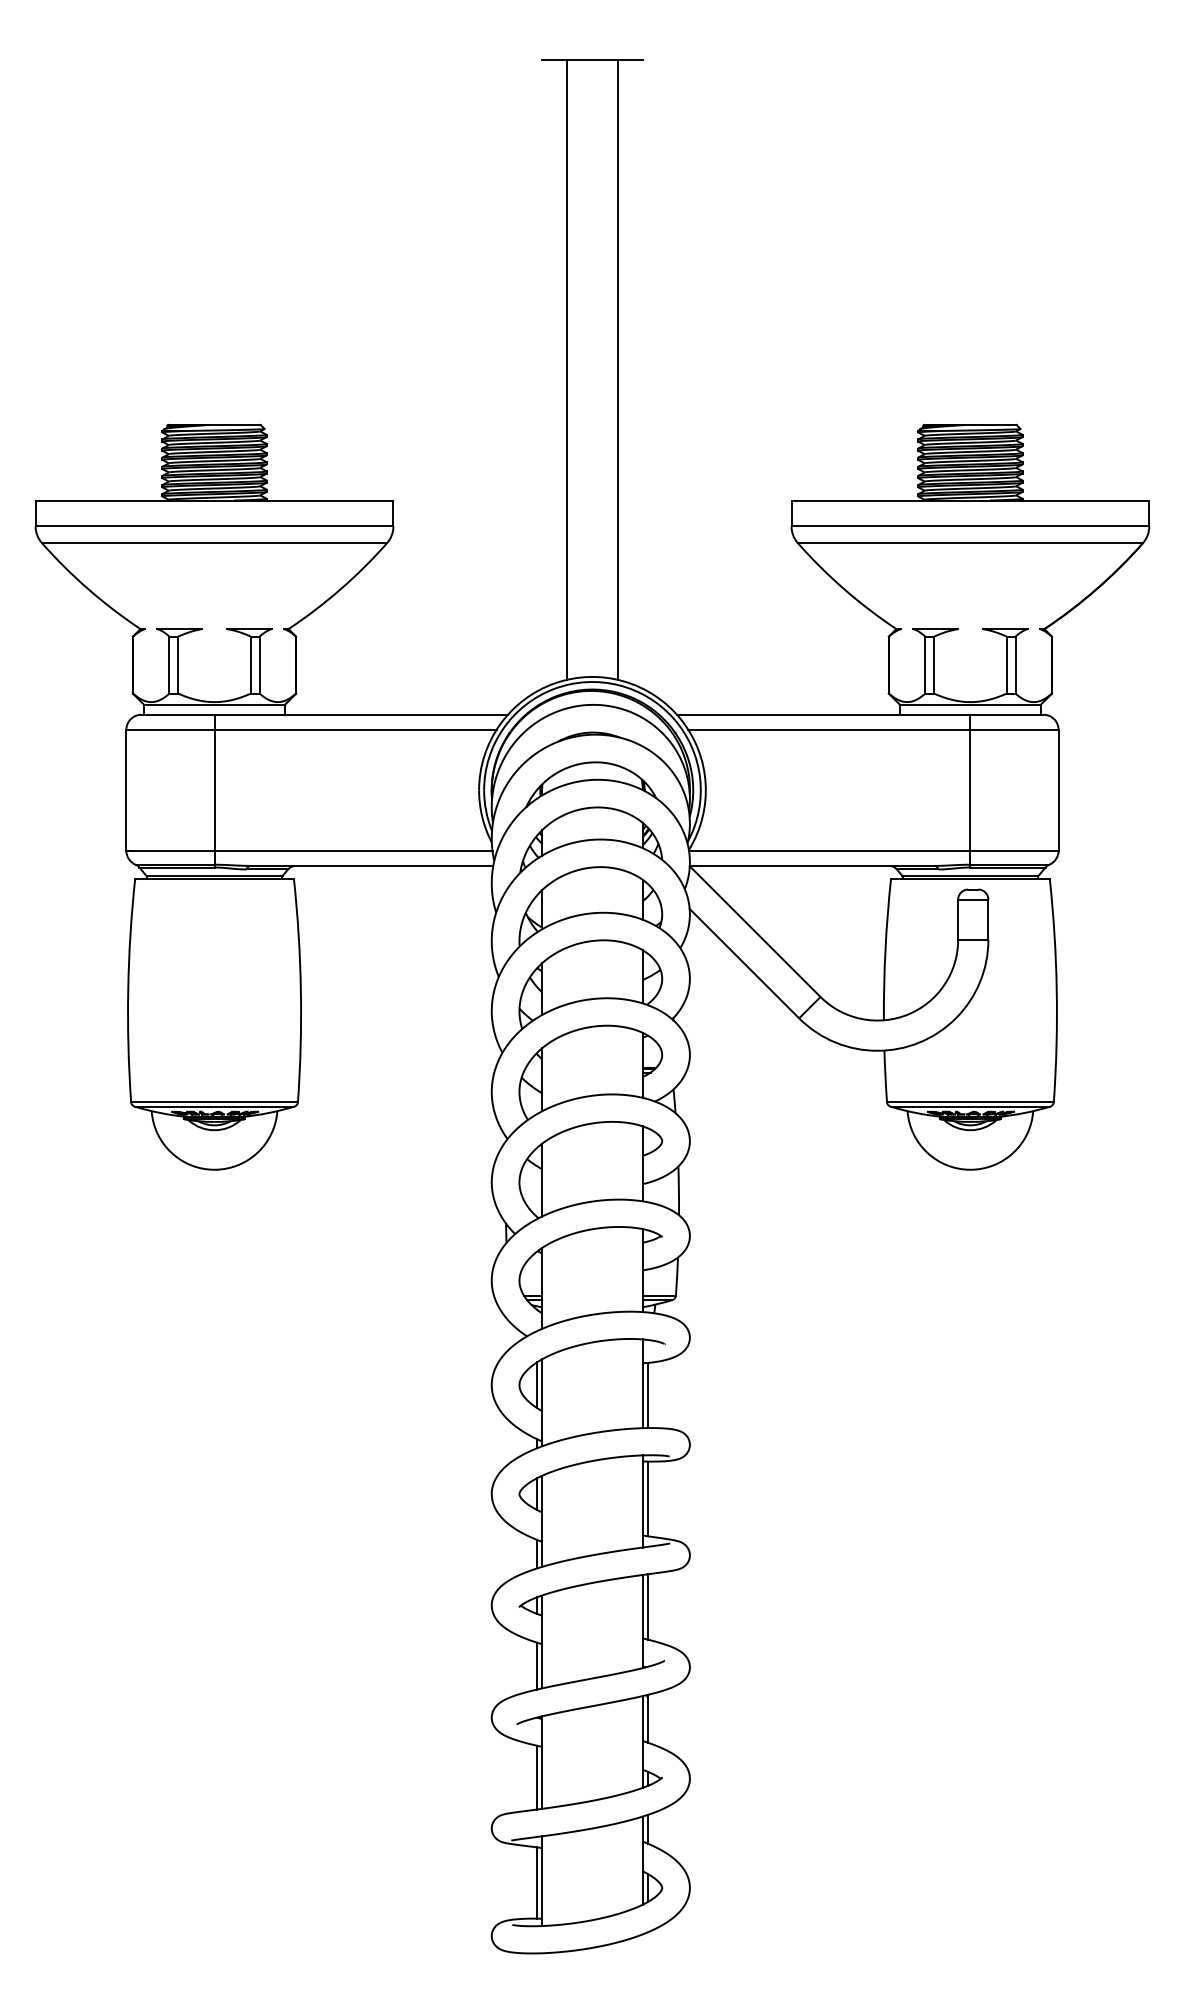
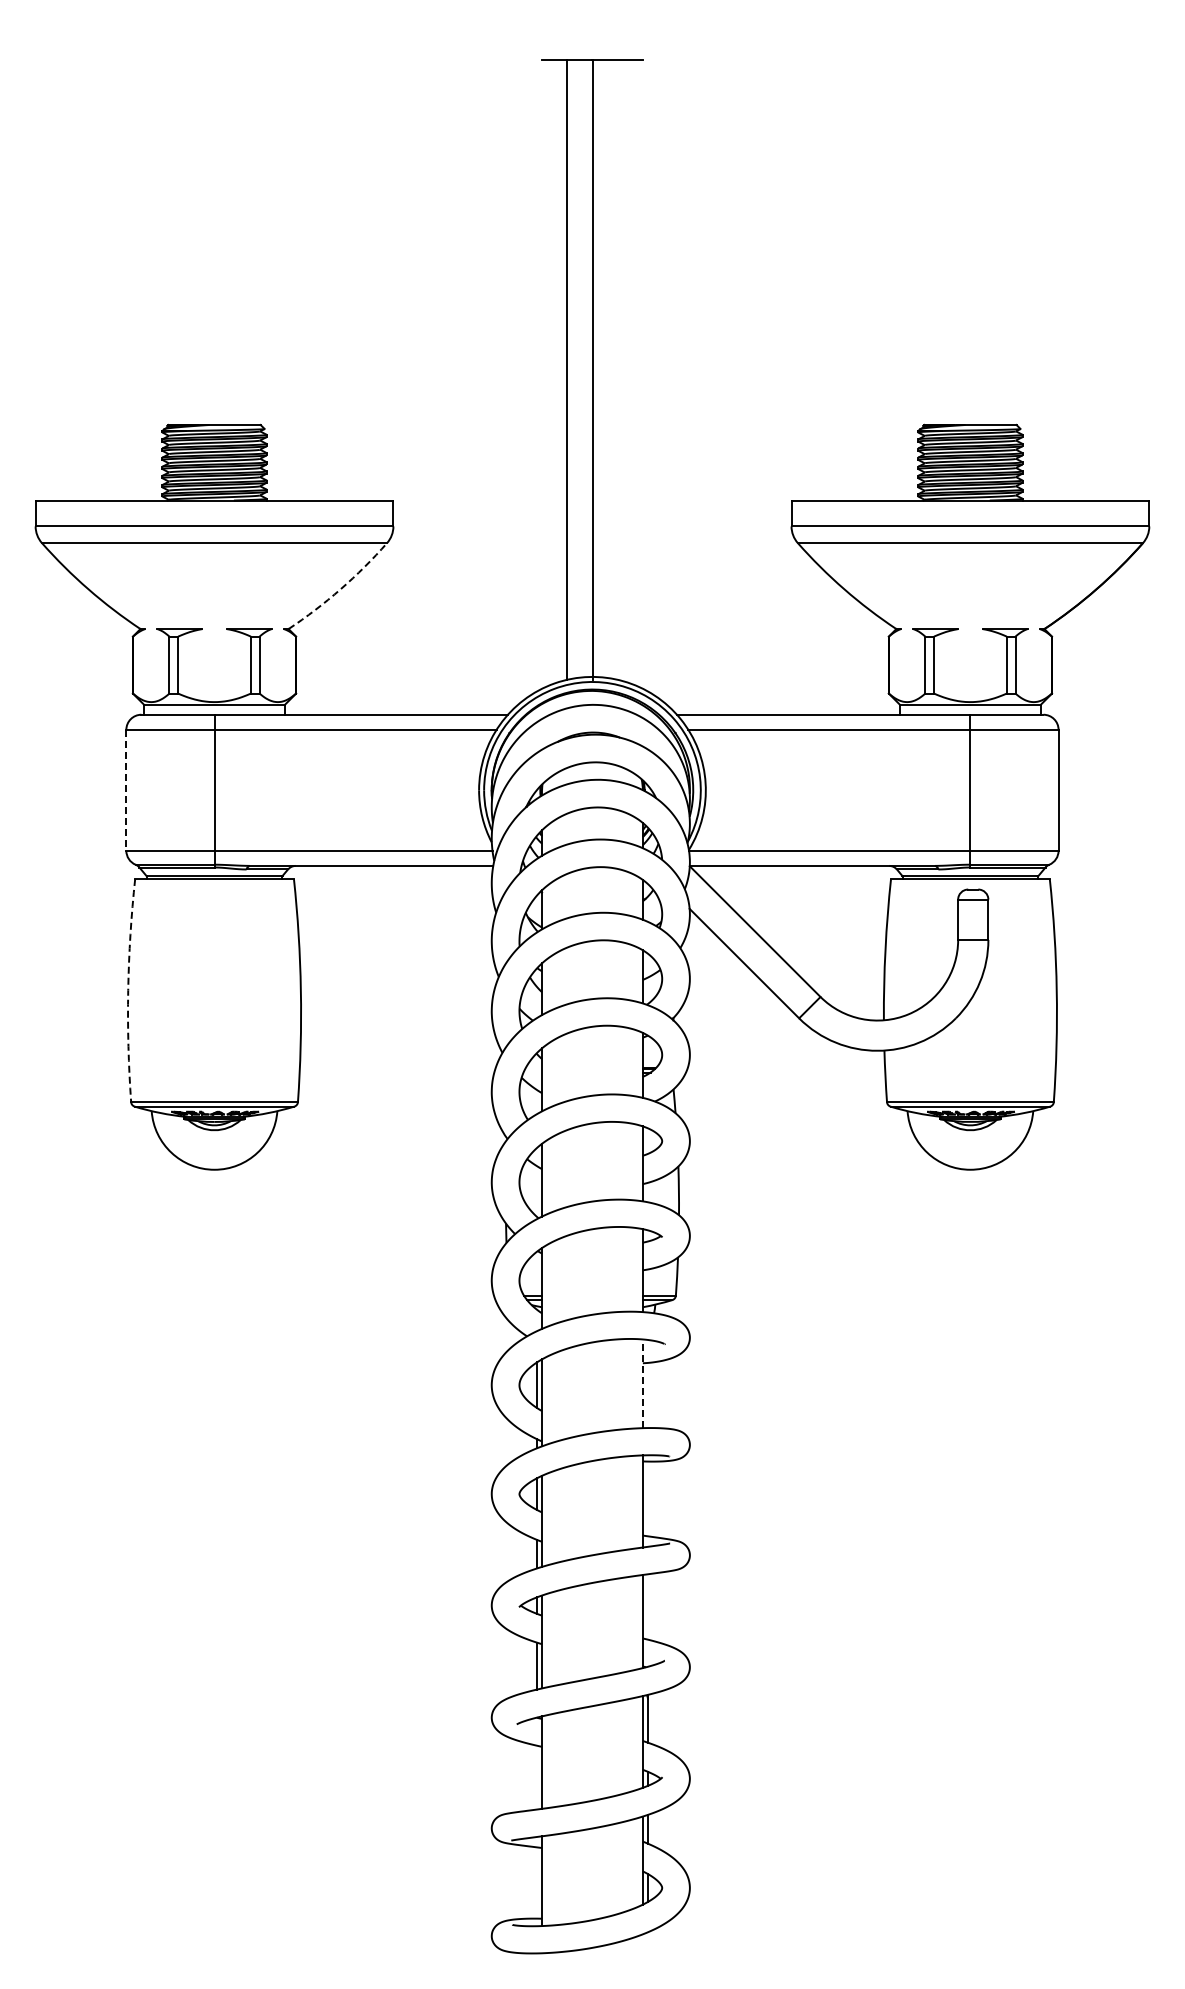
line position: (617, 369) -> (592, 369) (592, 369)
arc: solid -> dashed (340, 589)
line: solid -> dashed (126, 790)
arc: solid -> dashed (128, 990)
line: solid -> dashed (642, 1383)
line: present -> none (647, 1395)
line: present -> none (647, 1498)
line: present -> none (647, 1606)
line: present -> none (537, 1777)
line: present -> none (537, 1882)
